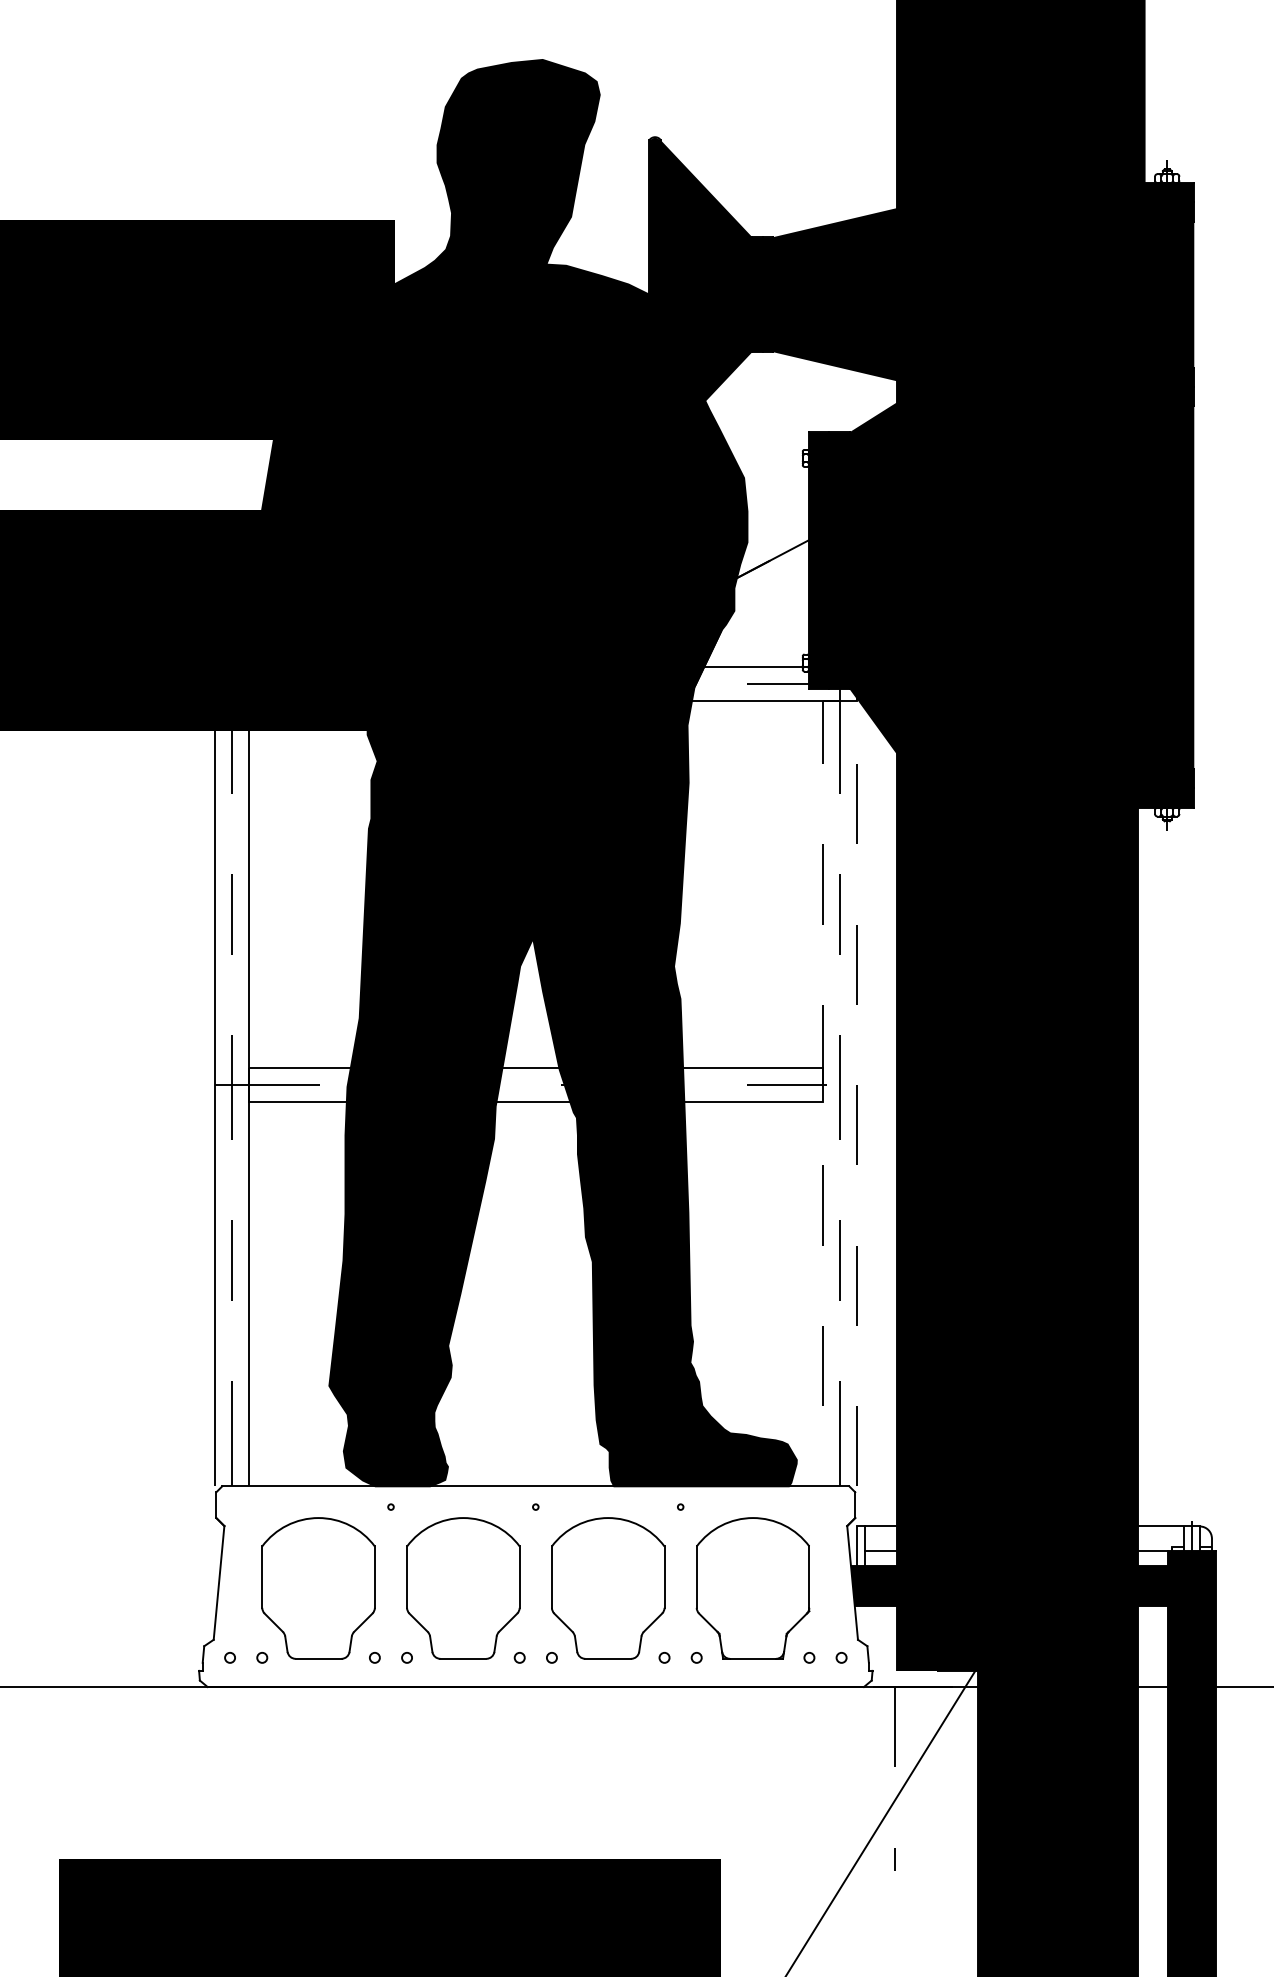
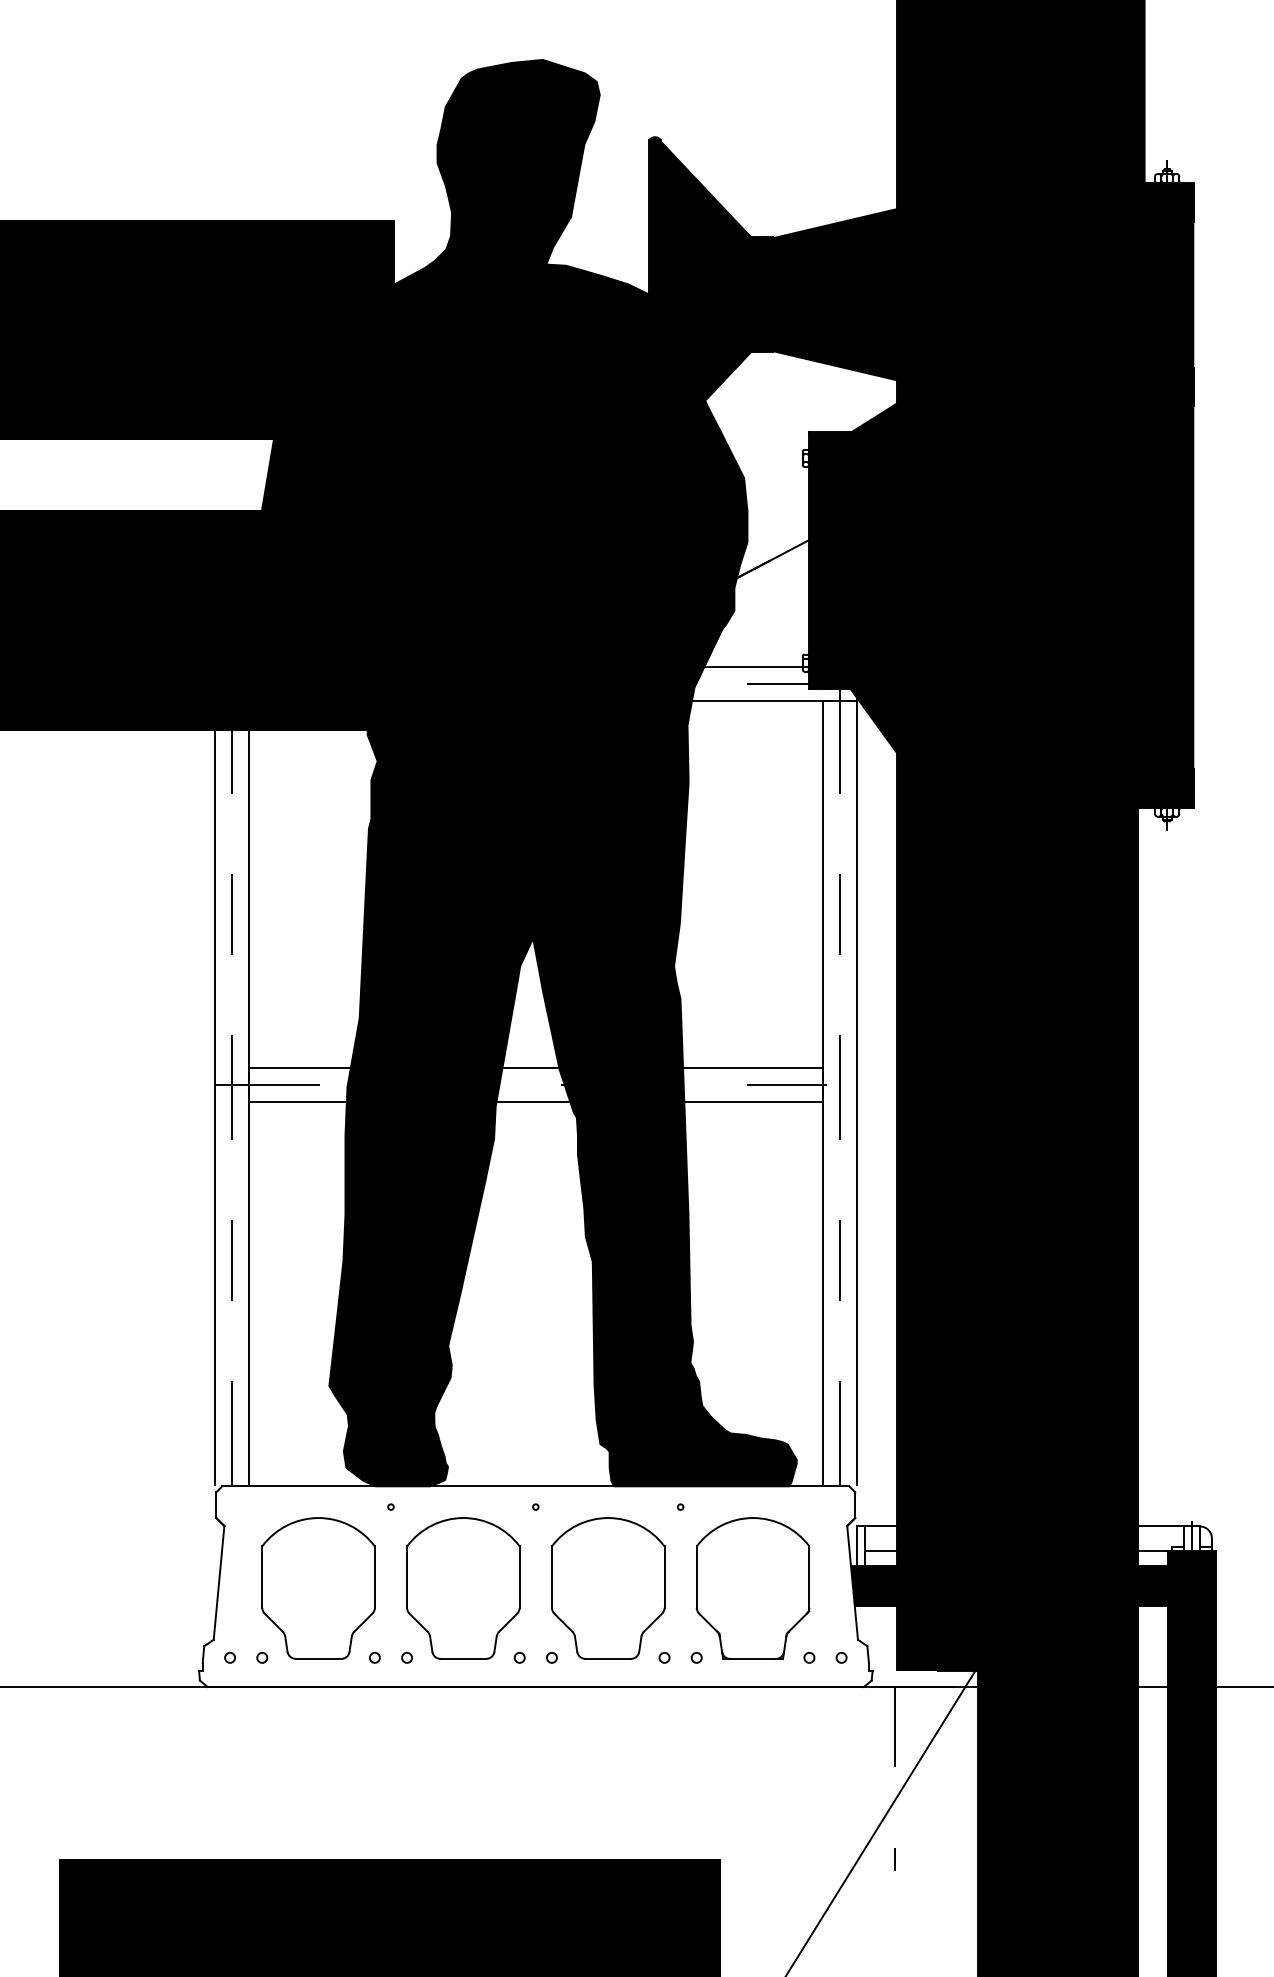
line: dashed -> solid (839, 700)
